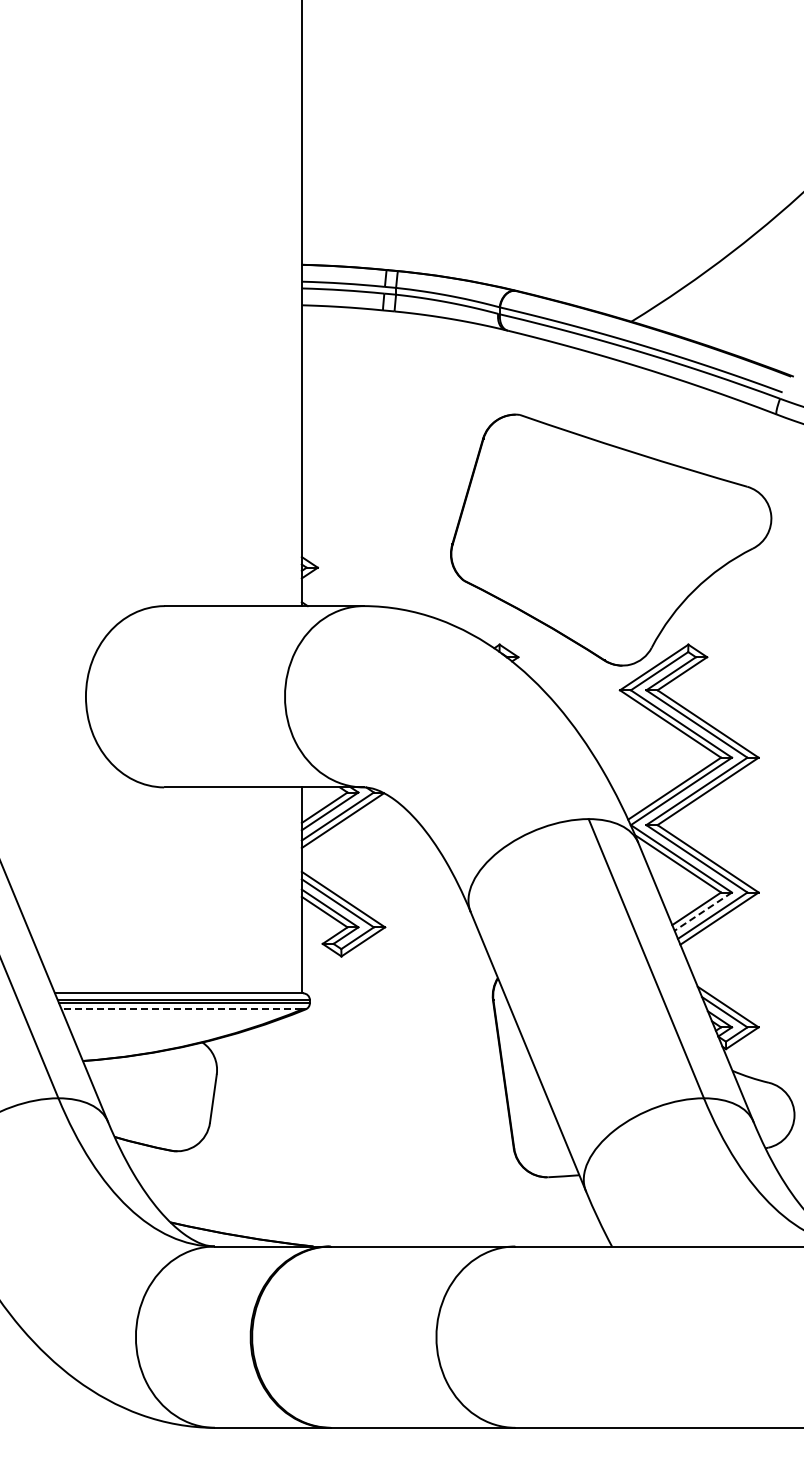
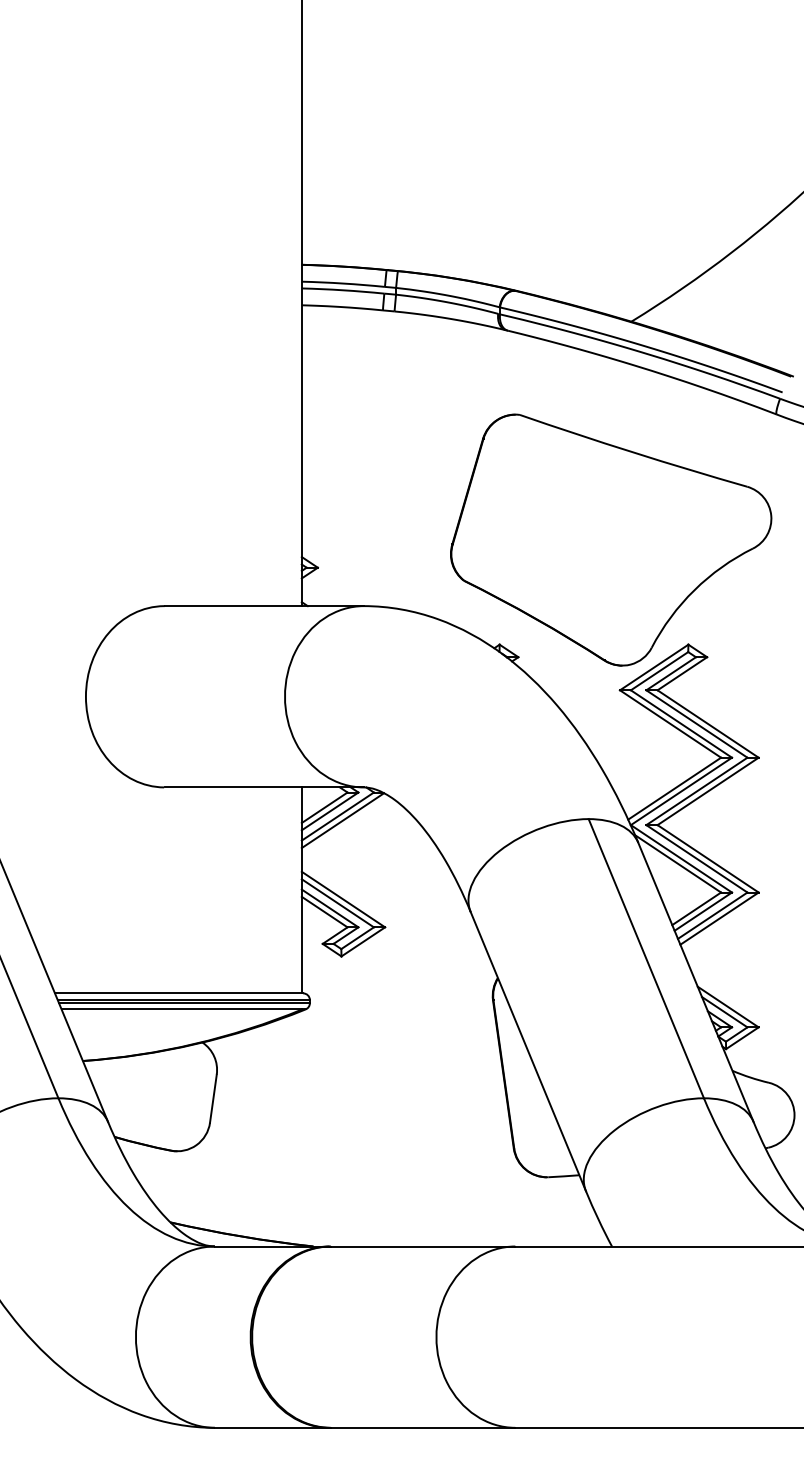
line: dashed -> solid (702, 911)
line: dashed -> solid (181, 1009)
